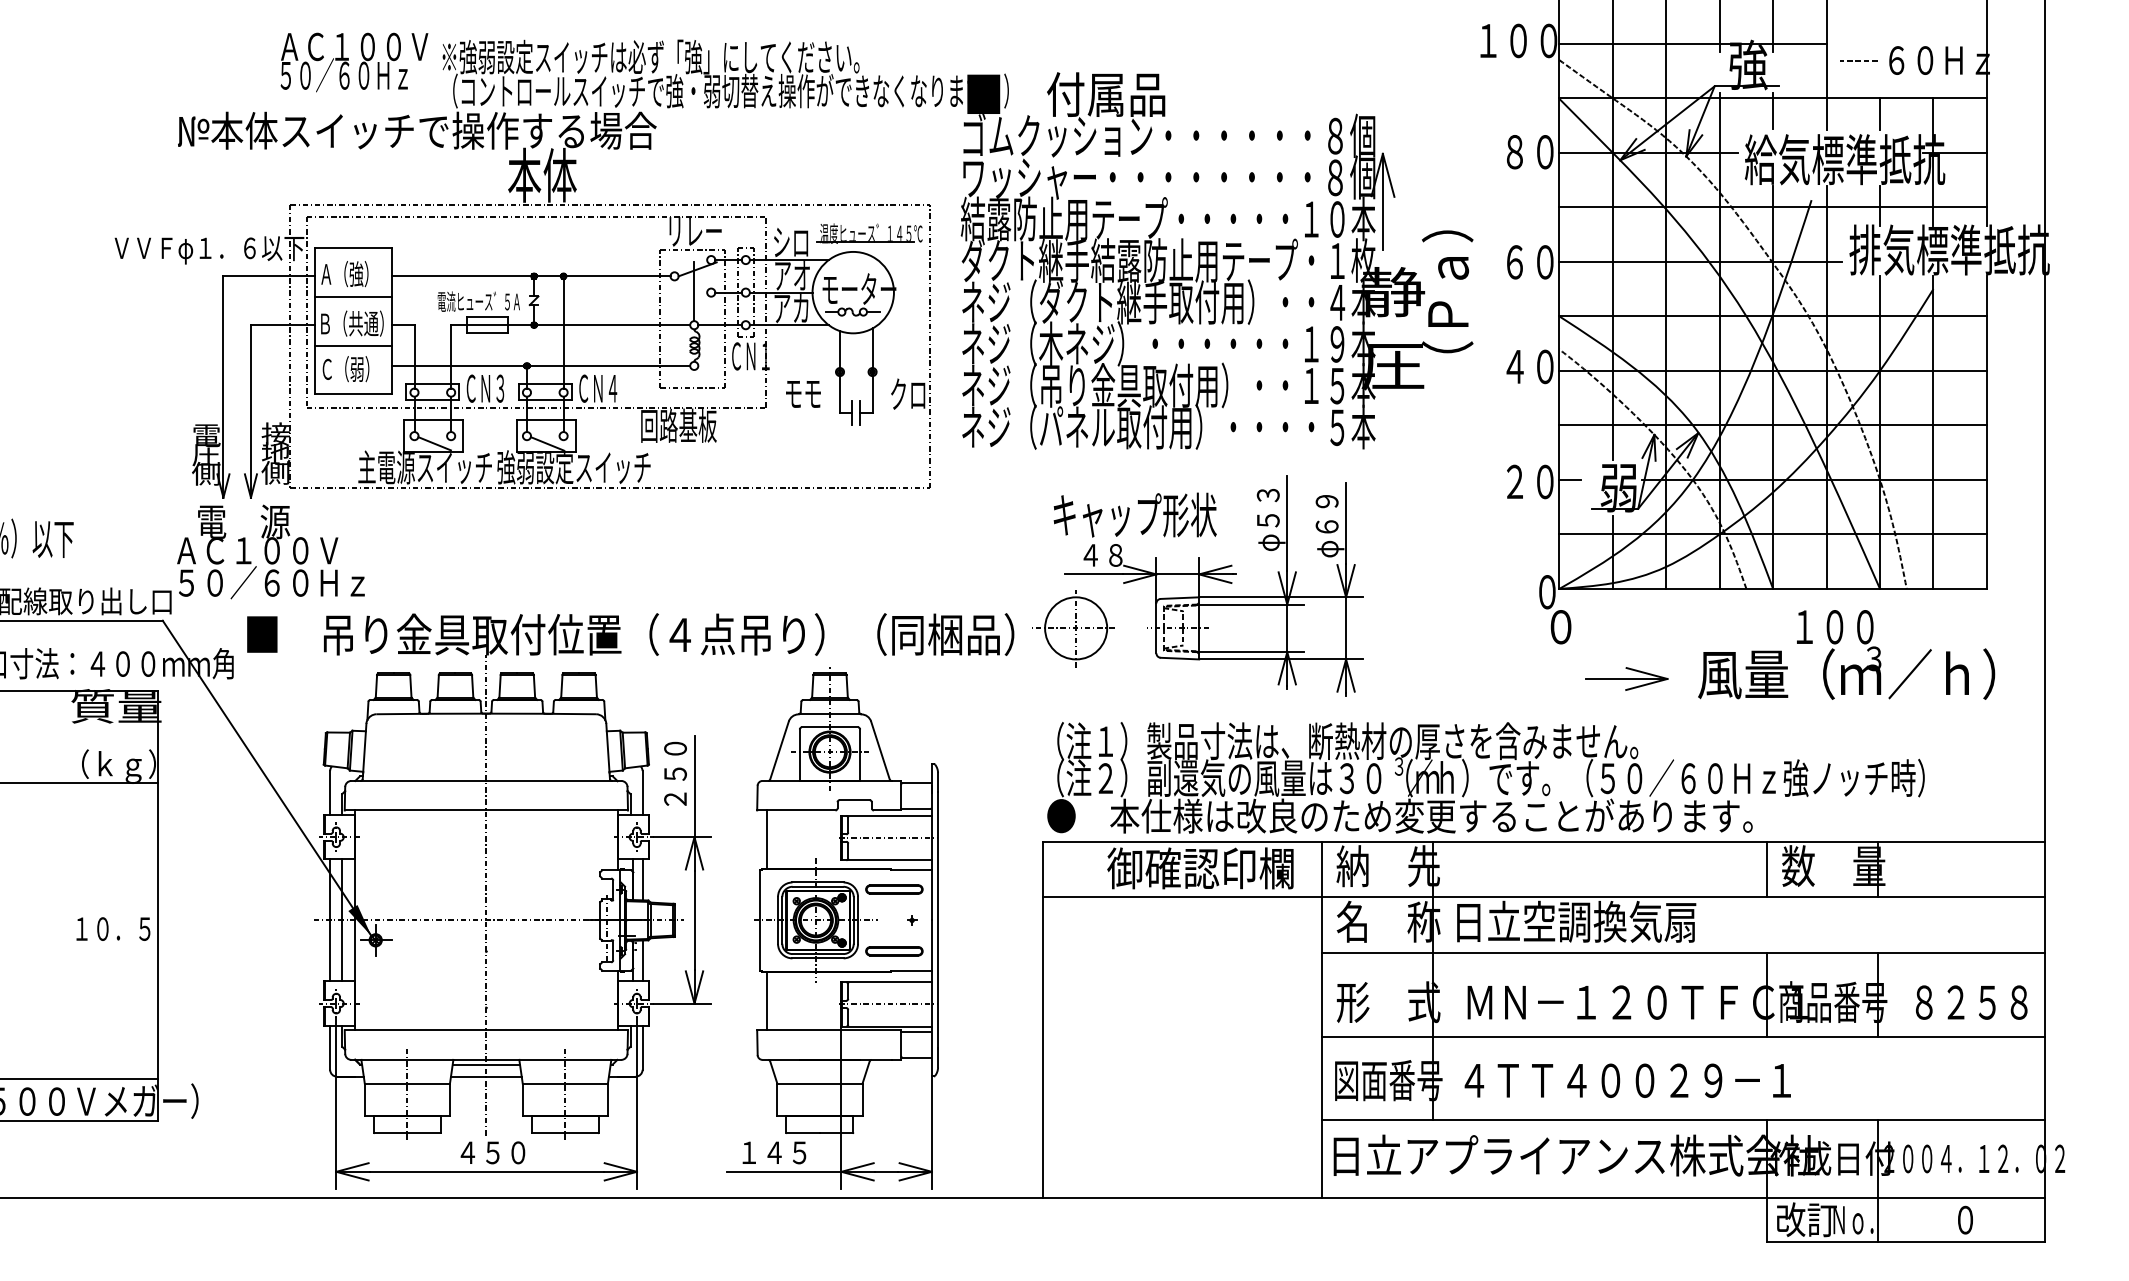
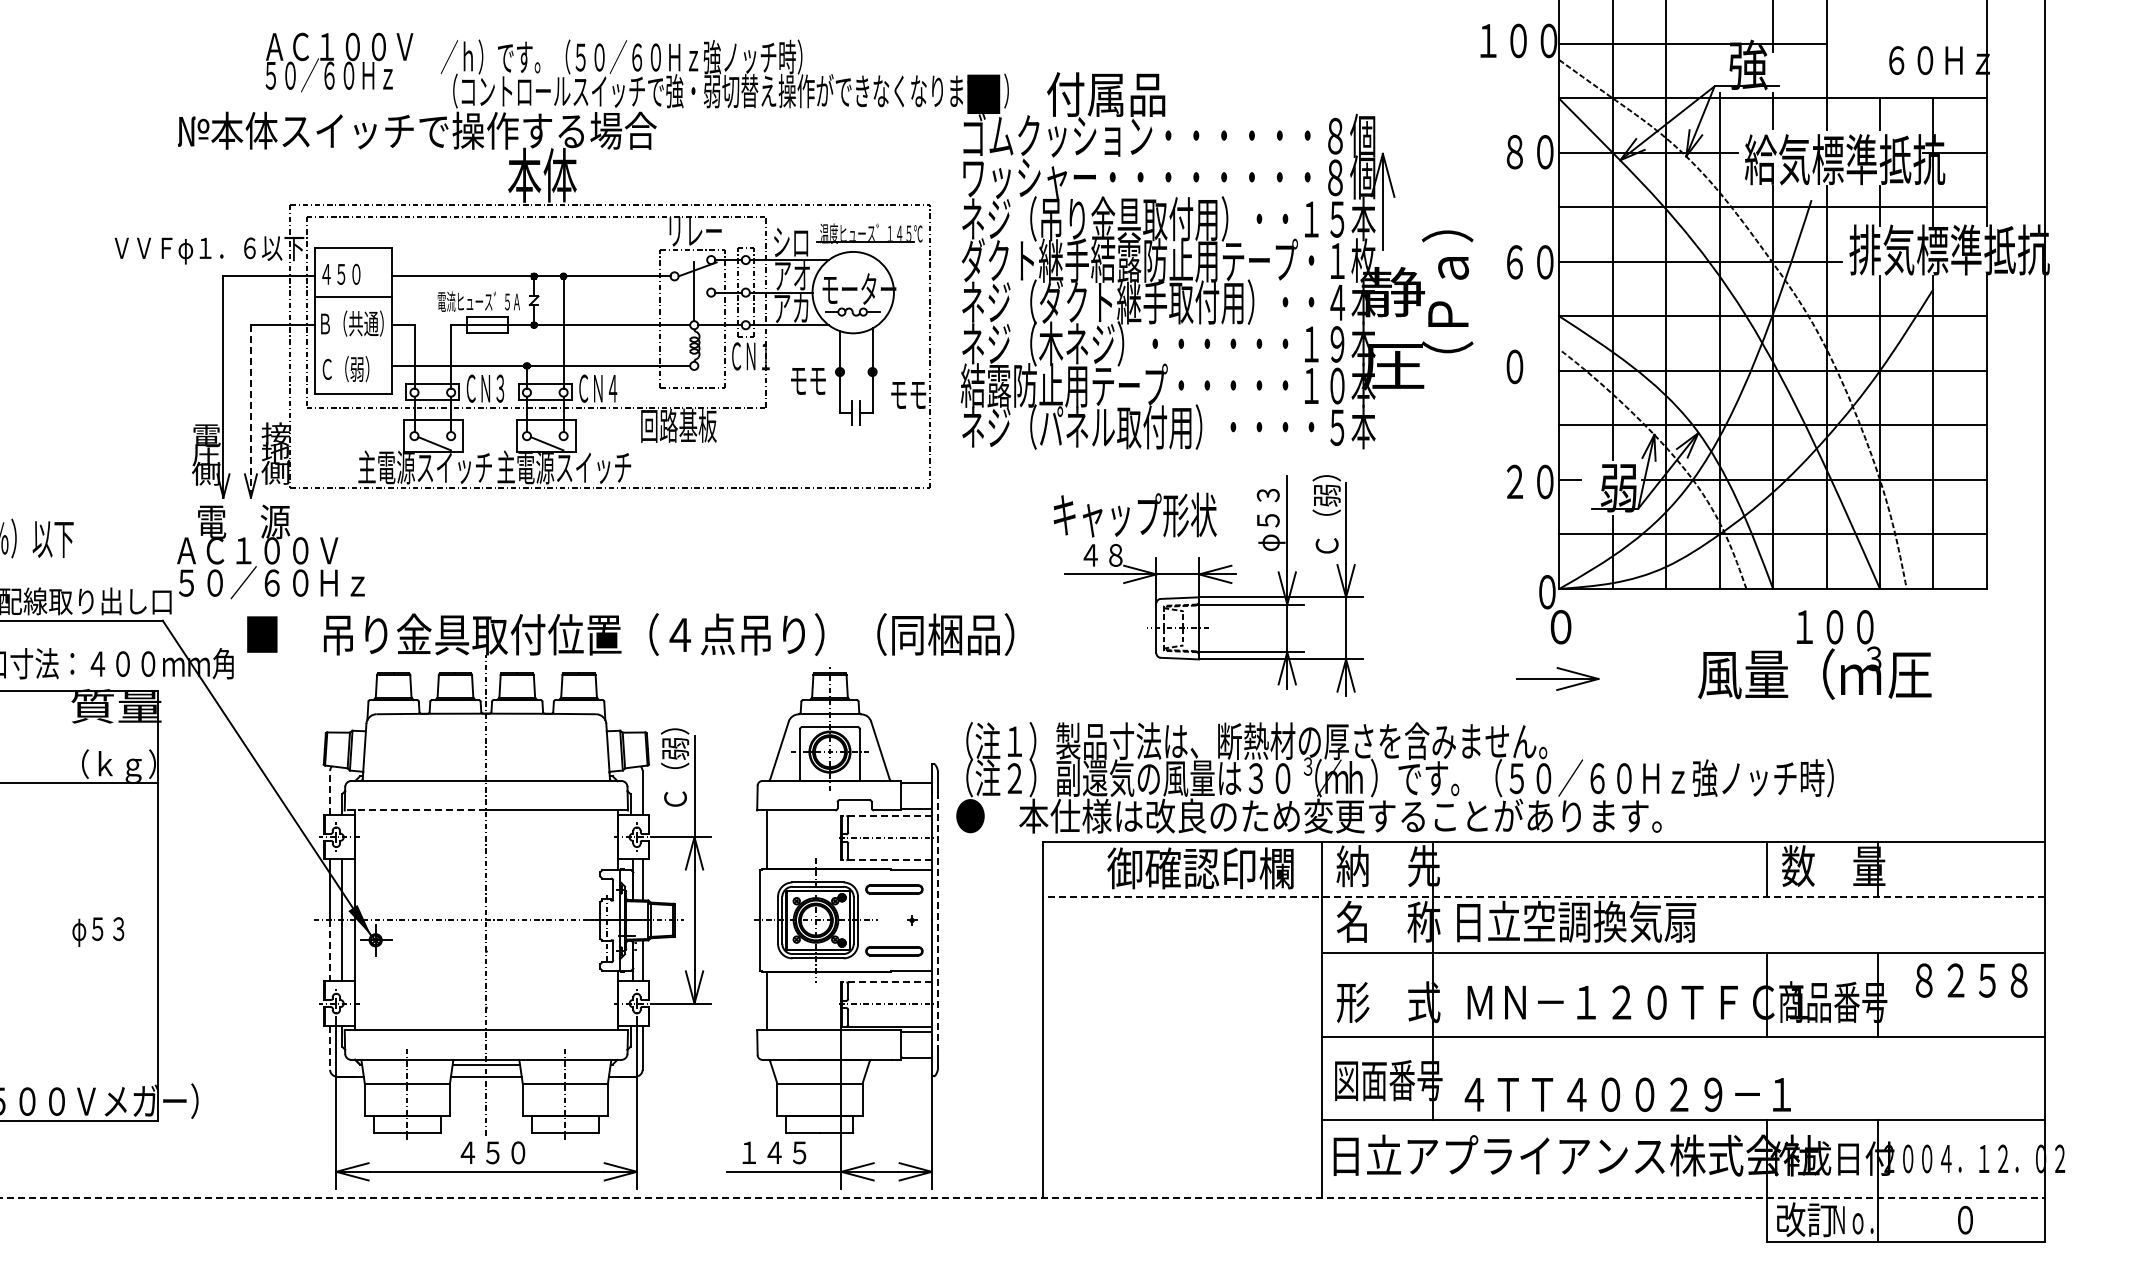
line: present -> none (1719, 27)
text: ※強弱設定スイッチは必ず「強」にしてください。 -> ／ｈ）です。（５０／６０Ｈｚ強ノッチ時） (649, 56)
line: present -> none (1858, 60)
text position: (354, 62) -> (339, 62) (339, 62)
text: 結露防止用テープ・・・・・１０本 -> ネジ（吊り金具取付用）・・１５本 (1152, 218)
text: Ａ（強） -> ４５０ (344, 274)
line: present -> none (353, 345)
text: ４０ -> ０ (1529, 366)
text: ネジ（吊り金具取付用）・・１５本 -> 結露防止用テープ・・・・・１０本 (1152, 385)
text: クロ -> モモ (908, 393)
text position: (803, 394) -> (808, 381) (808, 381)
line: solid -> dashed (250, 411)
text: 強弱設定スイッチ -> 主電源スイッチ (573, 467)
text: φ６９ -> Ｃ（弱） (1328, 516)
part: present -> none (1073, 628)
text: ／ｈ） -> 圧 (1941, 673)
part position: (1626, 678) -> (1557, 678) (1557, 678)
text: ２５０ -> Ｃ（弱） (675, 767)
text position: (1485, 777) -> (1394, 777) (1394, 777)
line: solid -> dashed (330, 792)
line: solid -> dashed (415, 810)
line: solid -> dashed (886, 815)
line: solid -> dashed (886, 860)
line: solid -> dashed (1544, 897)
line: solid -> dashed (938, 920)
text: １０．５ -> φ５３ (111, 931)
line: solid -> dashed (330, 951)
line: solid -> dashed (886, 982)
text position: (1971, 1002) -> (1971, 980) (1971, 980)
line: solid -> dashed (330, 1048)
line: present -> none (80, 1079)
text position: (1627, 1080) -> (1627, 1094) (1627, 1094)
line: solid -> dashed (1023, 1197)
